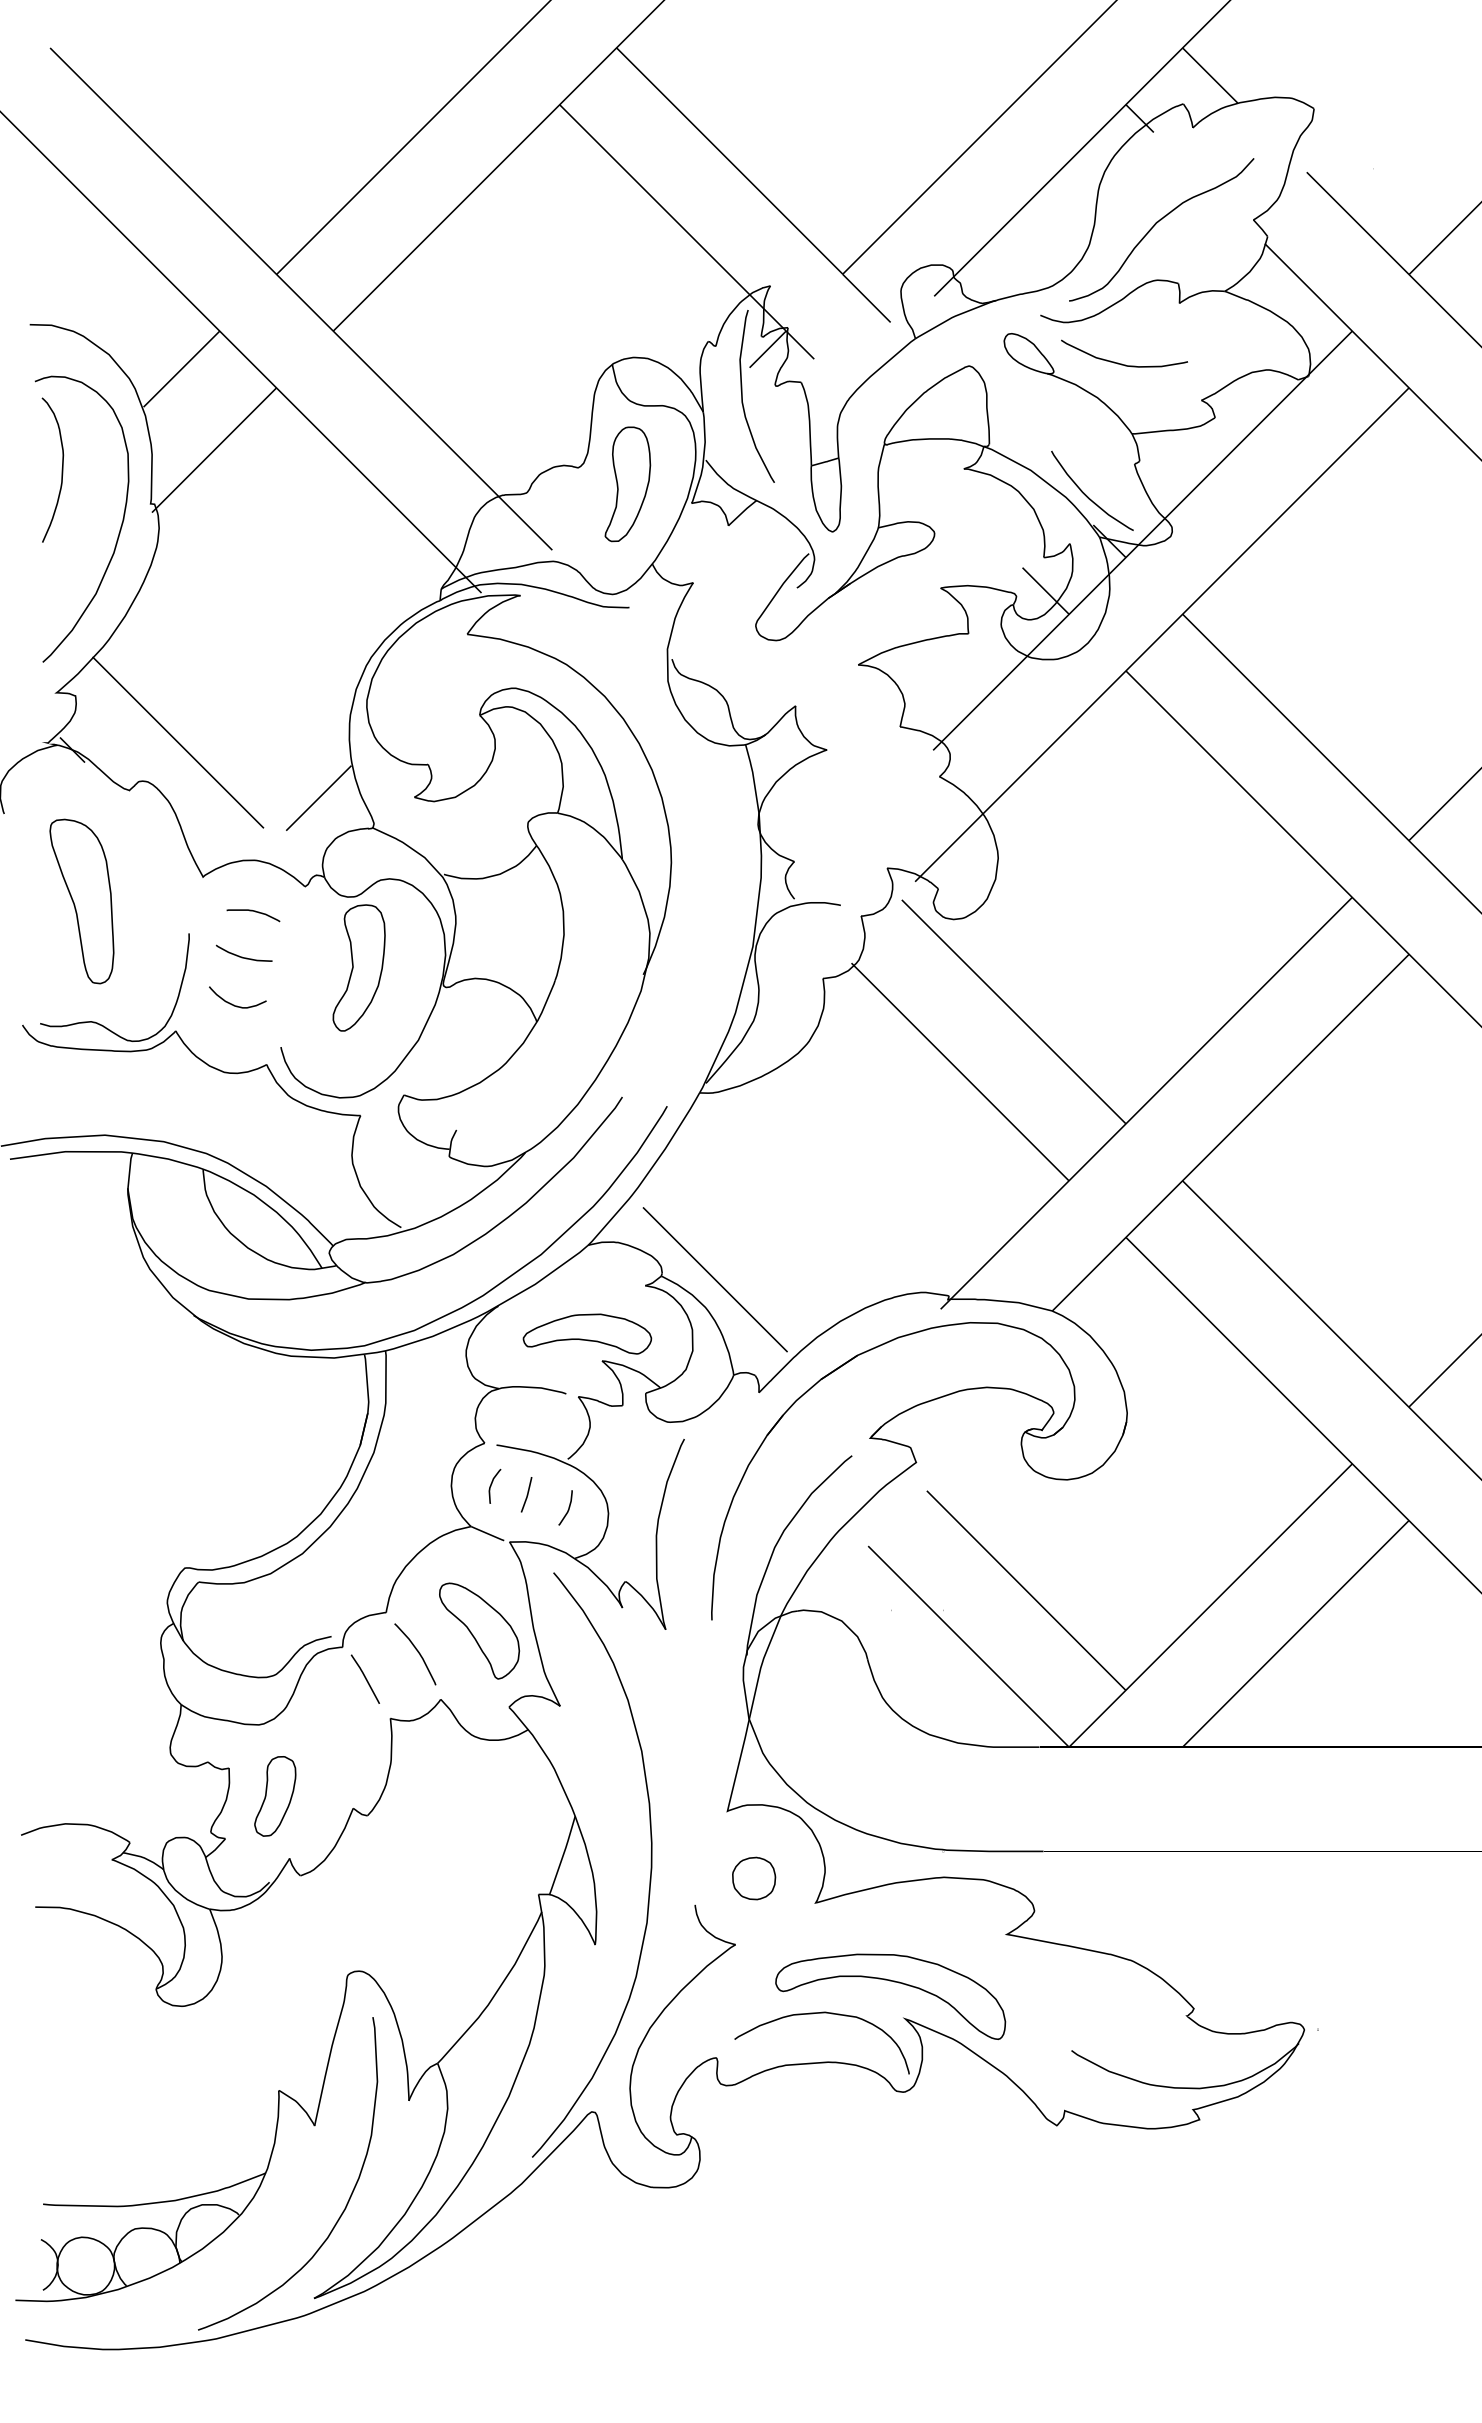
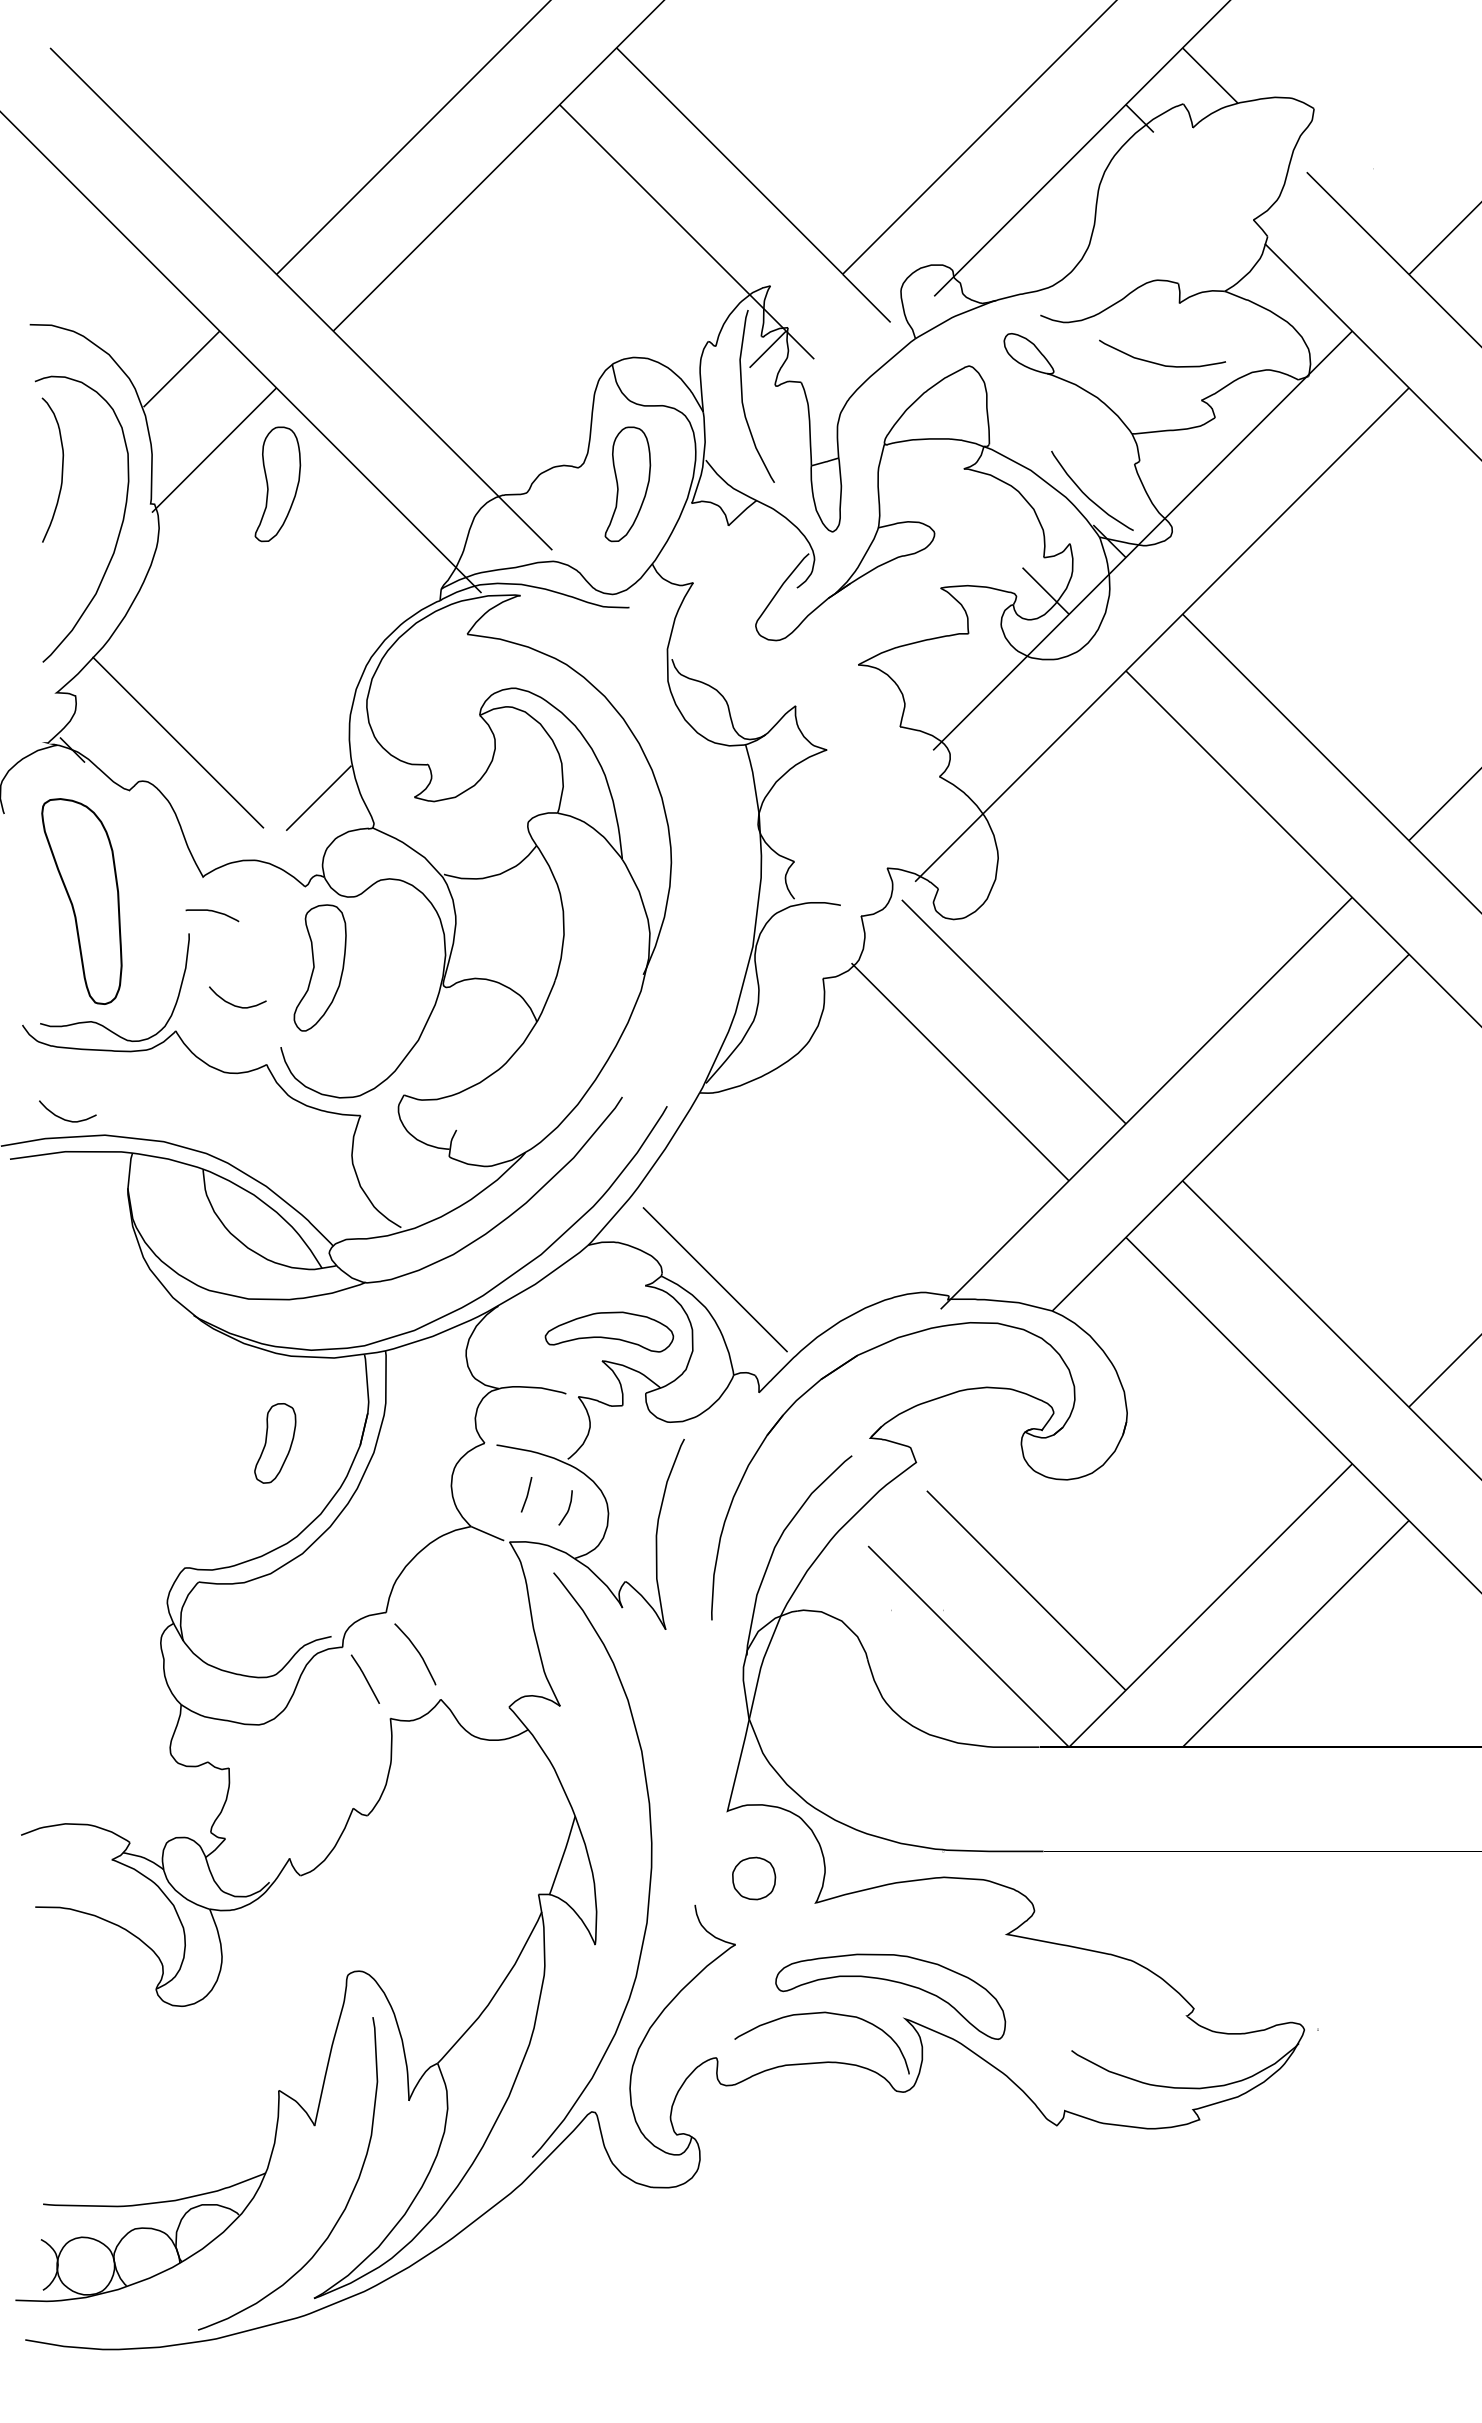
curve: present -> none (1156, 224)
curve position: (1122, 363) -> (1160, 363) (1160, 363)
part: none -> present (277, 484)
part size: 66x167 px -> 82x207 px (81, 901)
curve position: (255, 912) -> (214, 912) (214, 912)
curve: present -> none (242, 956)
part position: (358, 967) -> (319, 967) (319, 967)
curve: none -> present (64, 1118)
part position: (587, 1333) -> (609, 1331) (609, 1331)
curve: present -> none (492, 1483)
part: present -> none (479, 1630)
part position: (275, 1796) -> (275, 1443) (275, 1443)
